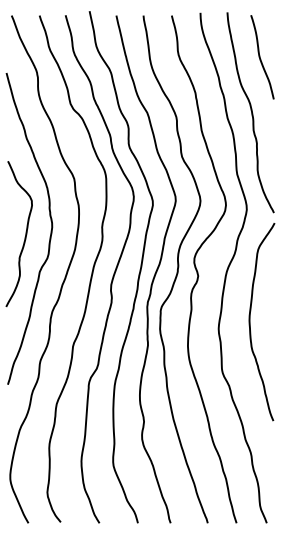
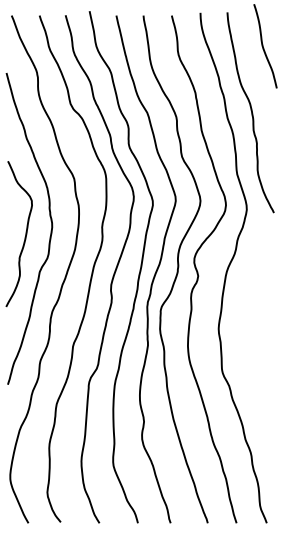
curve position: (260, 57) -> (263, 46) (263, 46)
curve: present -> none (250, 322)
